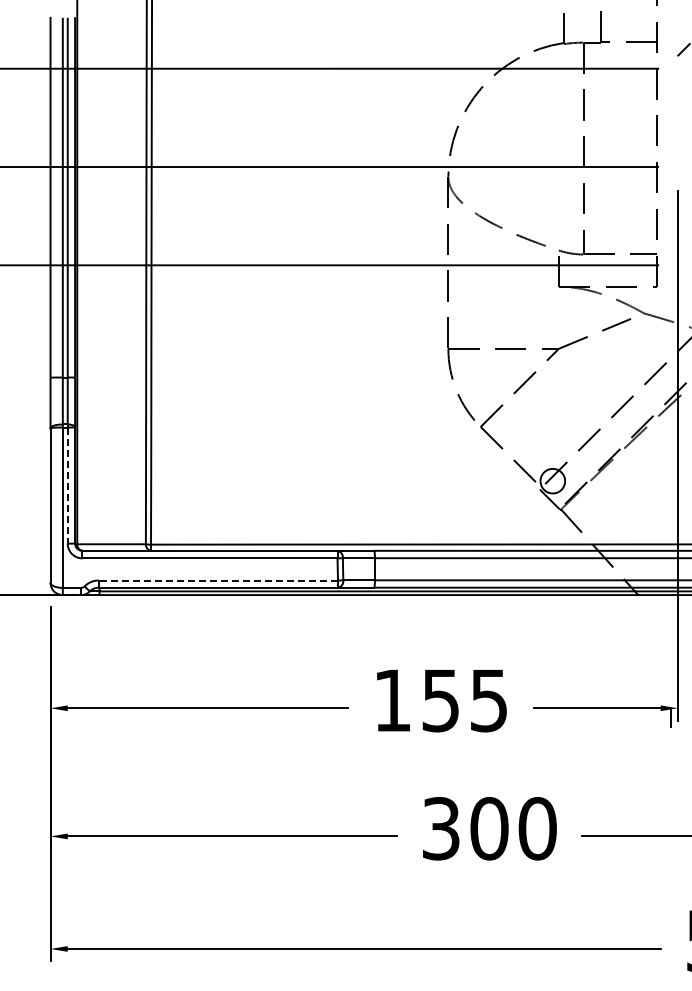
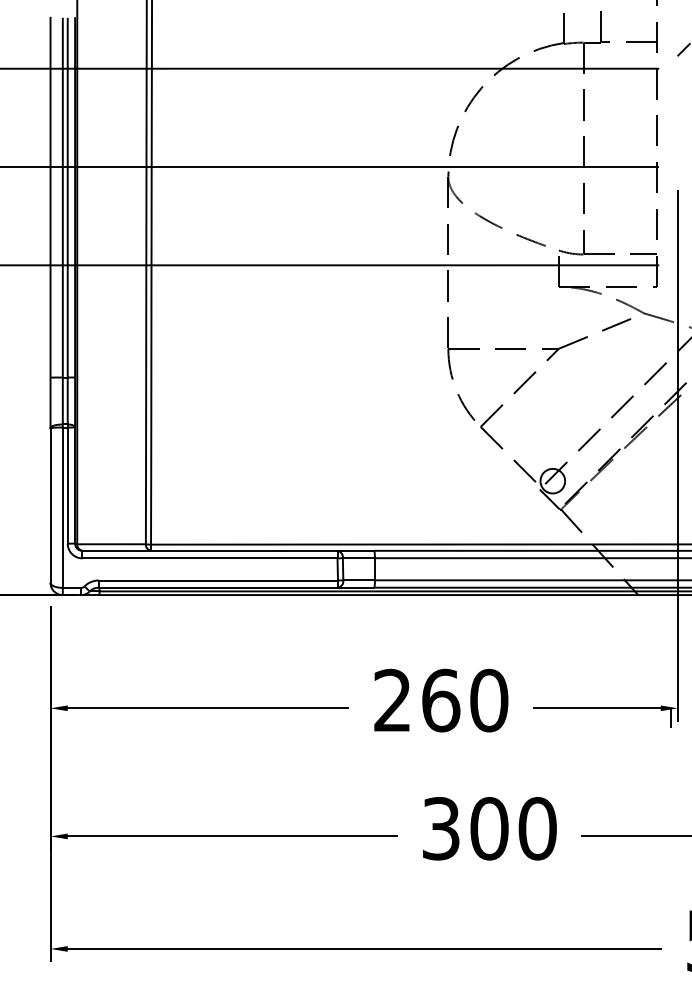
line: dashed -> solid (67, 486)
line: dashed -> solid (218, 580)
text: 155 -> 260 (441, 700)
